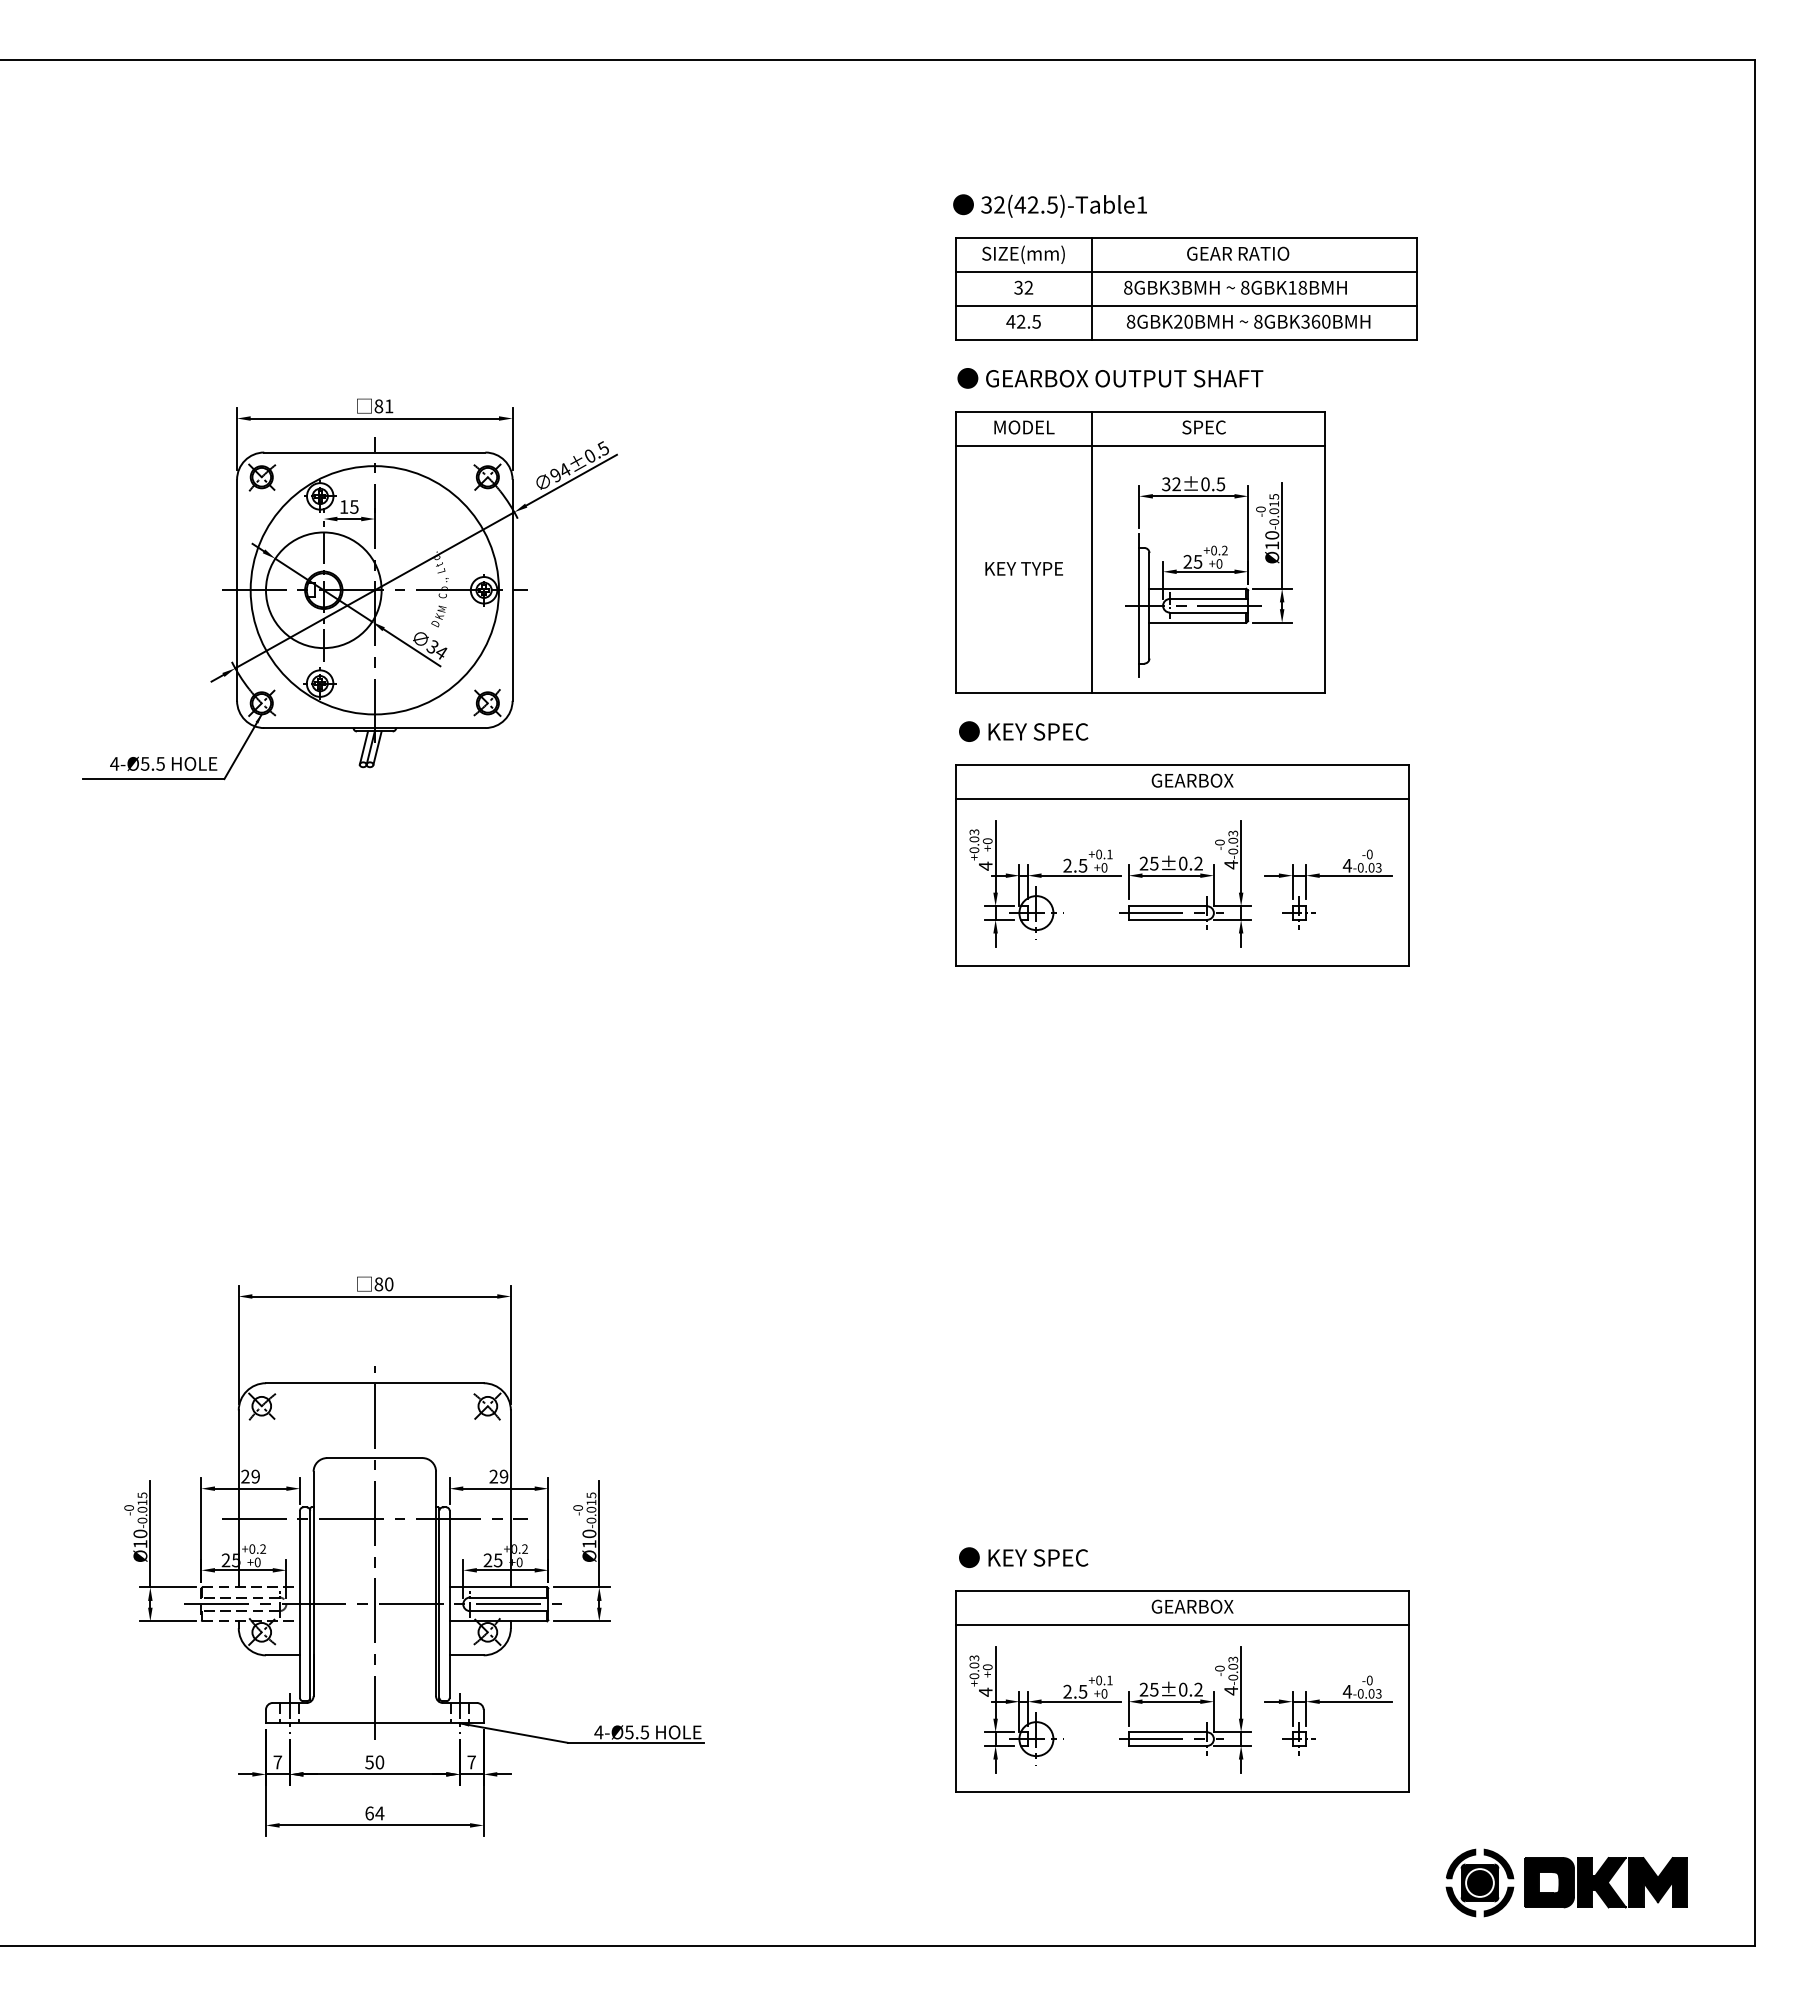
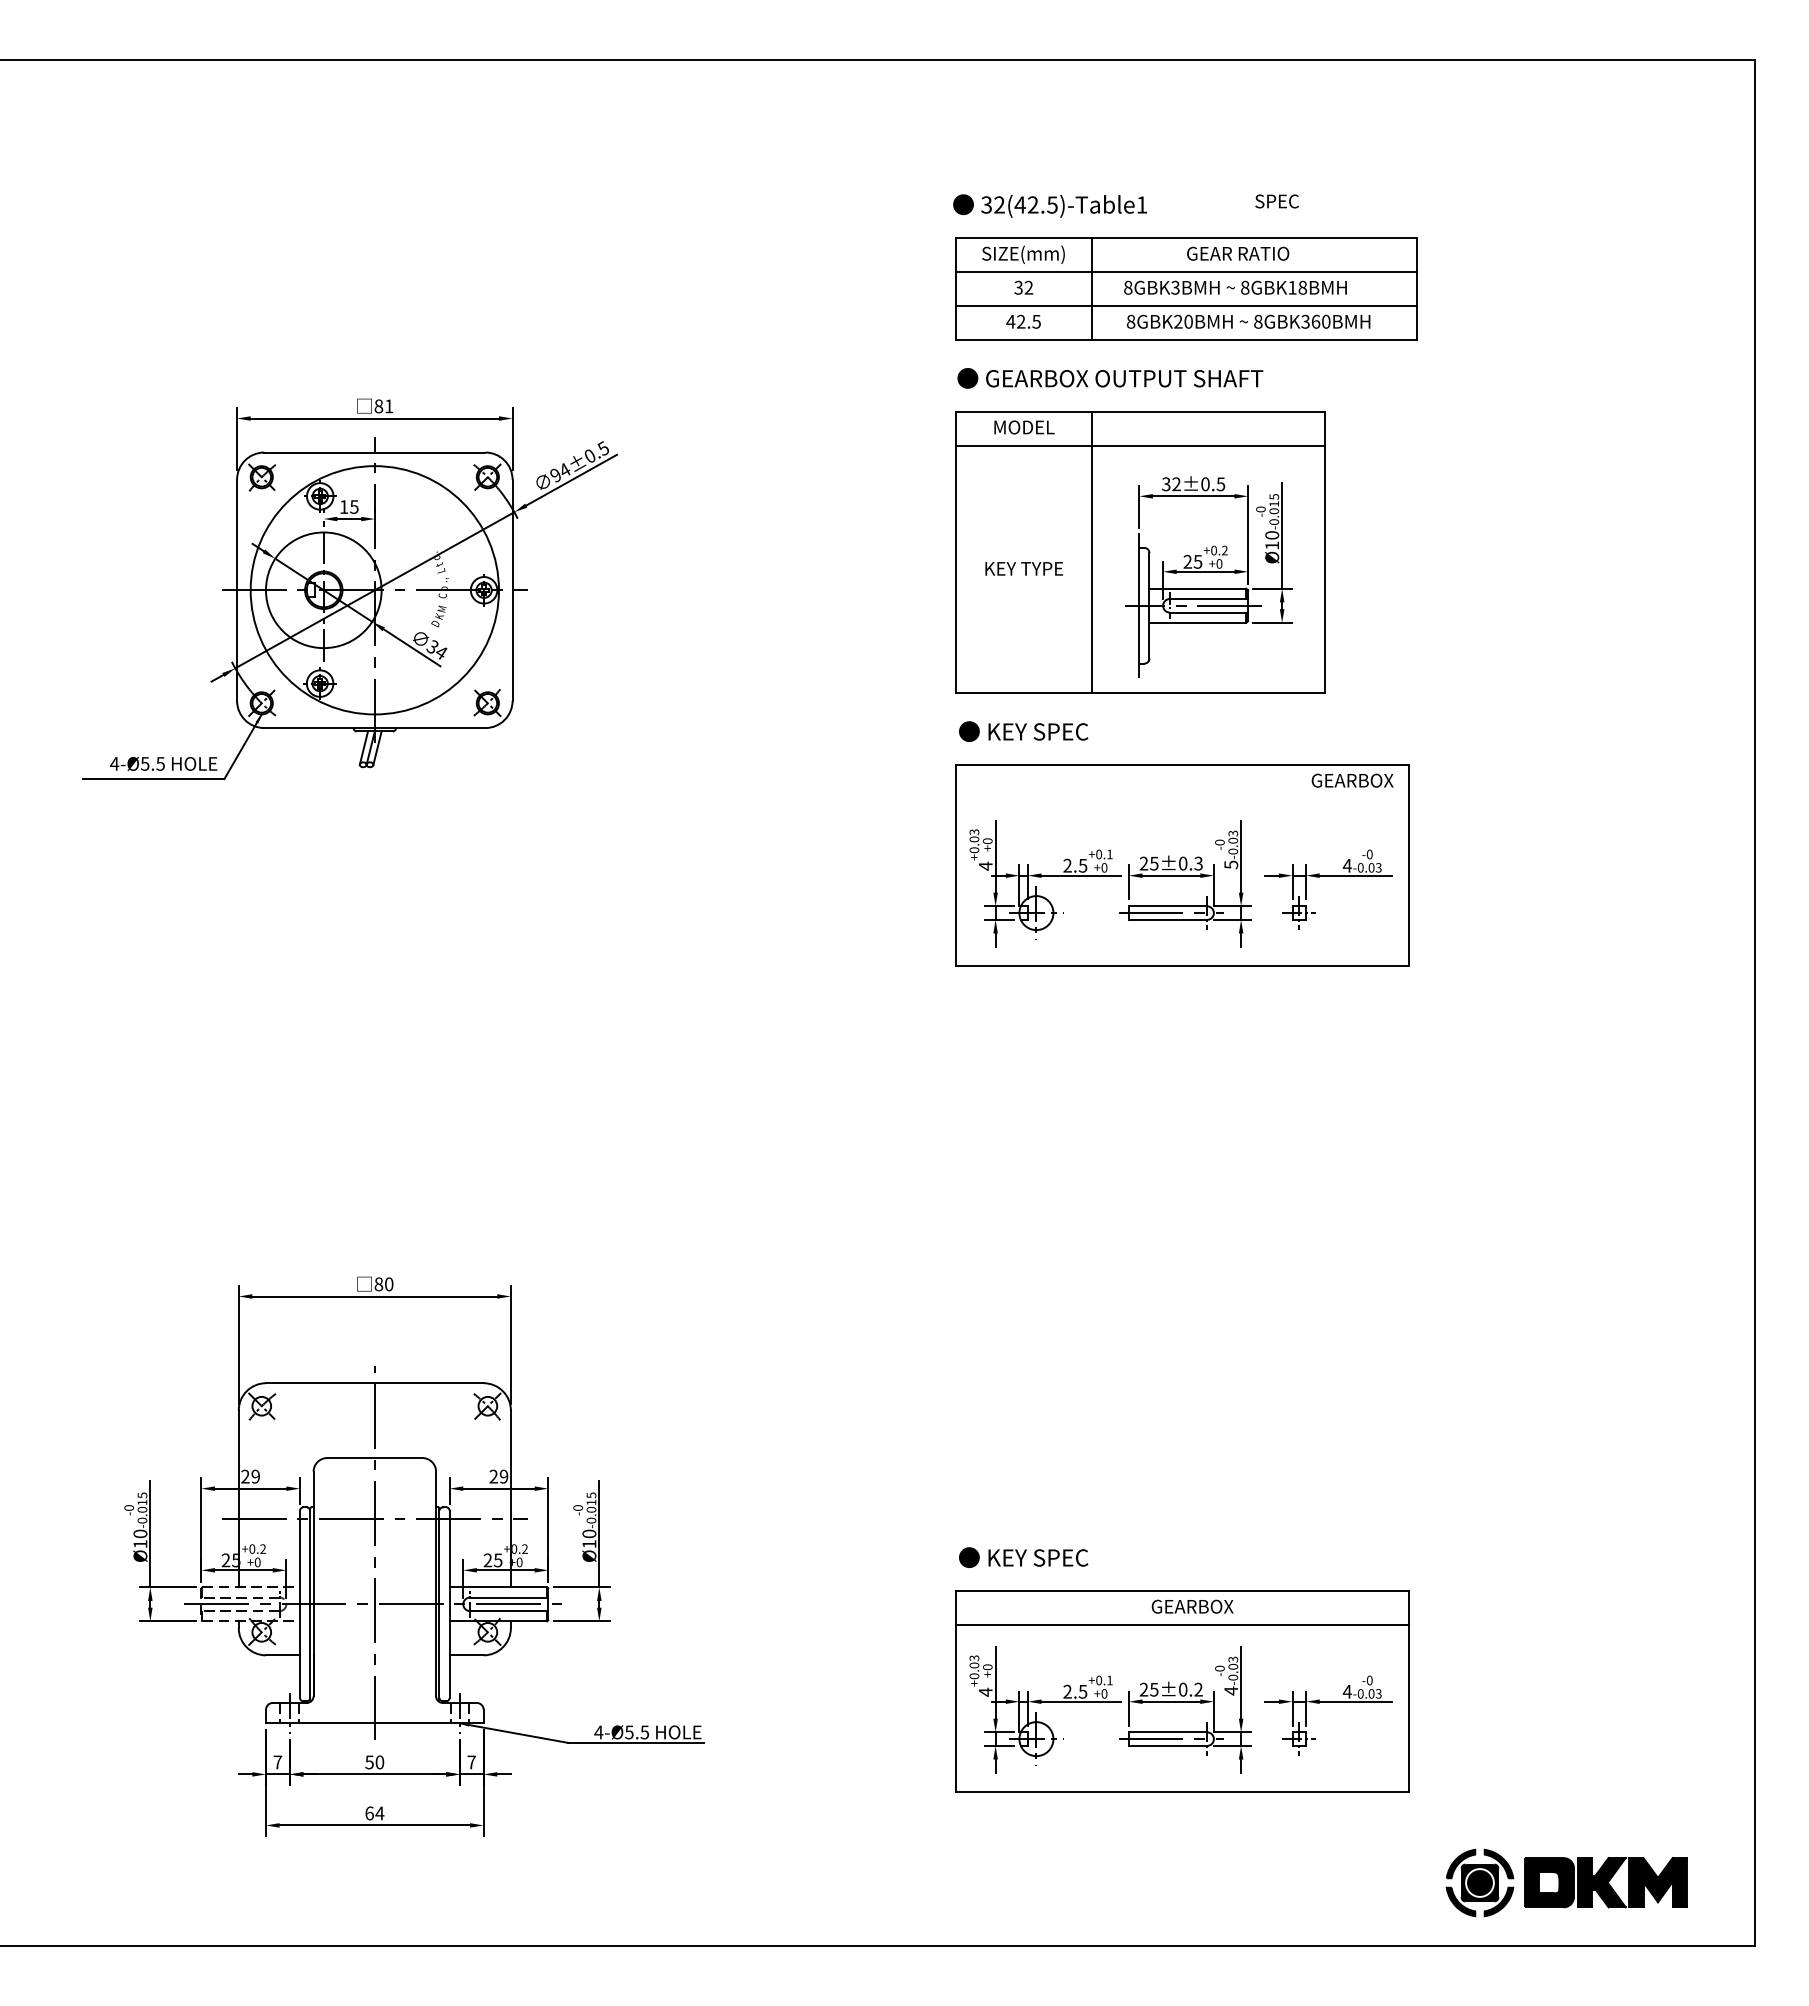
text position: (1203, 427) -> (1276, 201) (1276, 201)
text position: (1192, 780) -> (1352, 780) (1352, 780)
line: present -> none (1182, 799)
text: 0.2 -> 0.3 (1198, 863)
text: 4 -> 5 (1231, 864)
